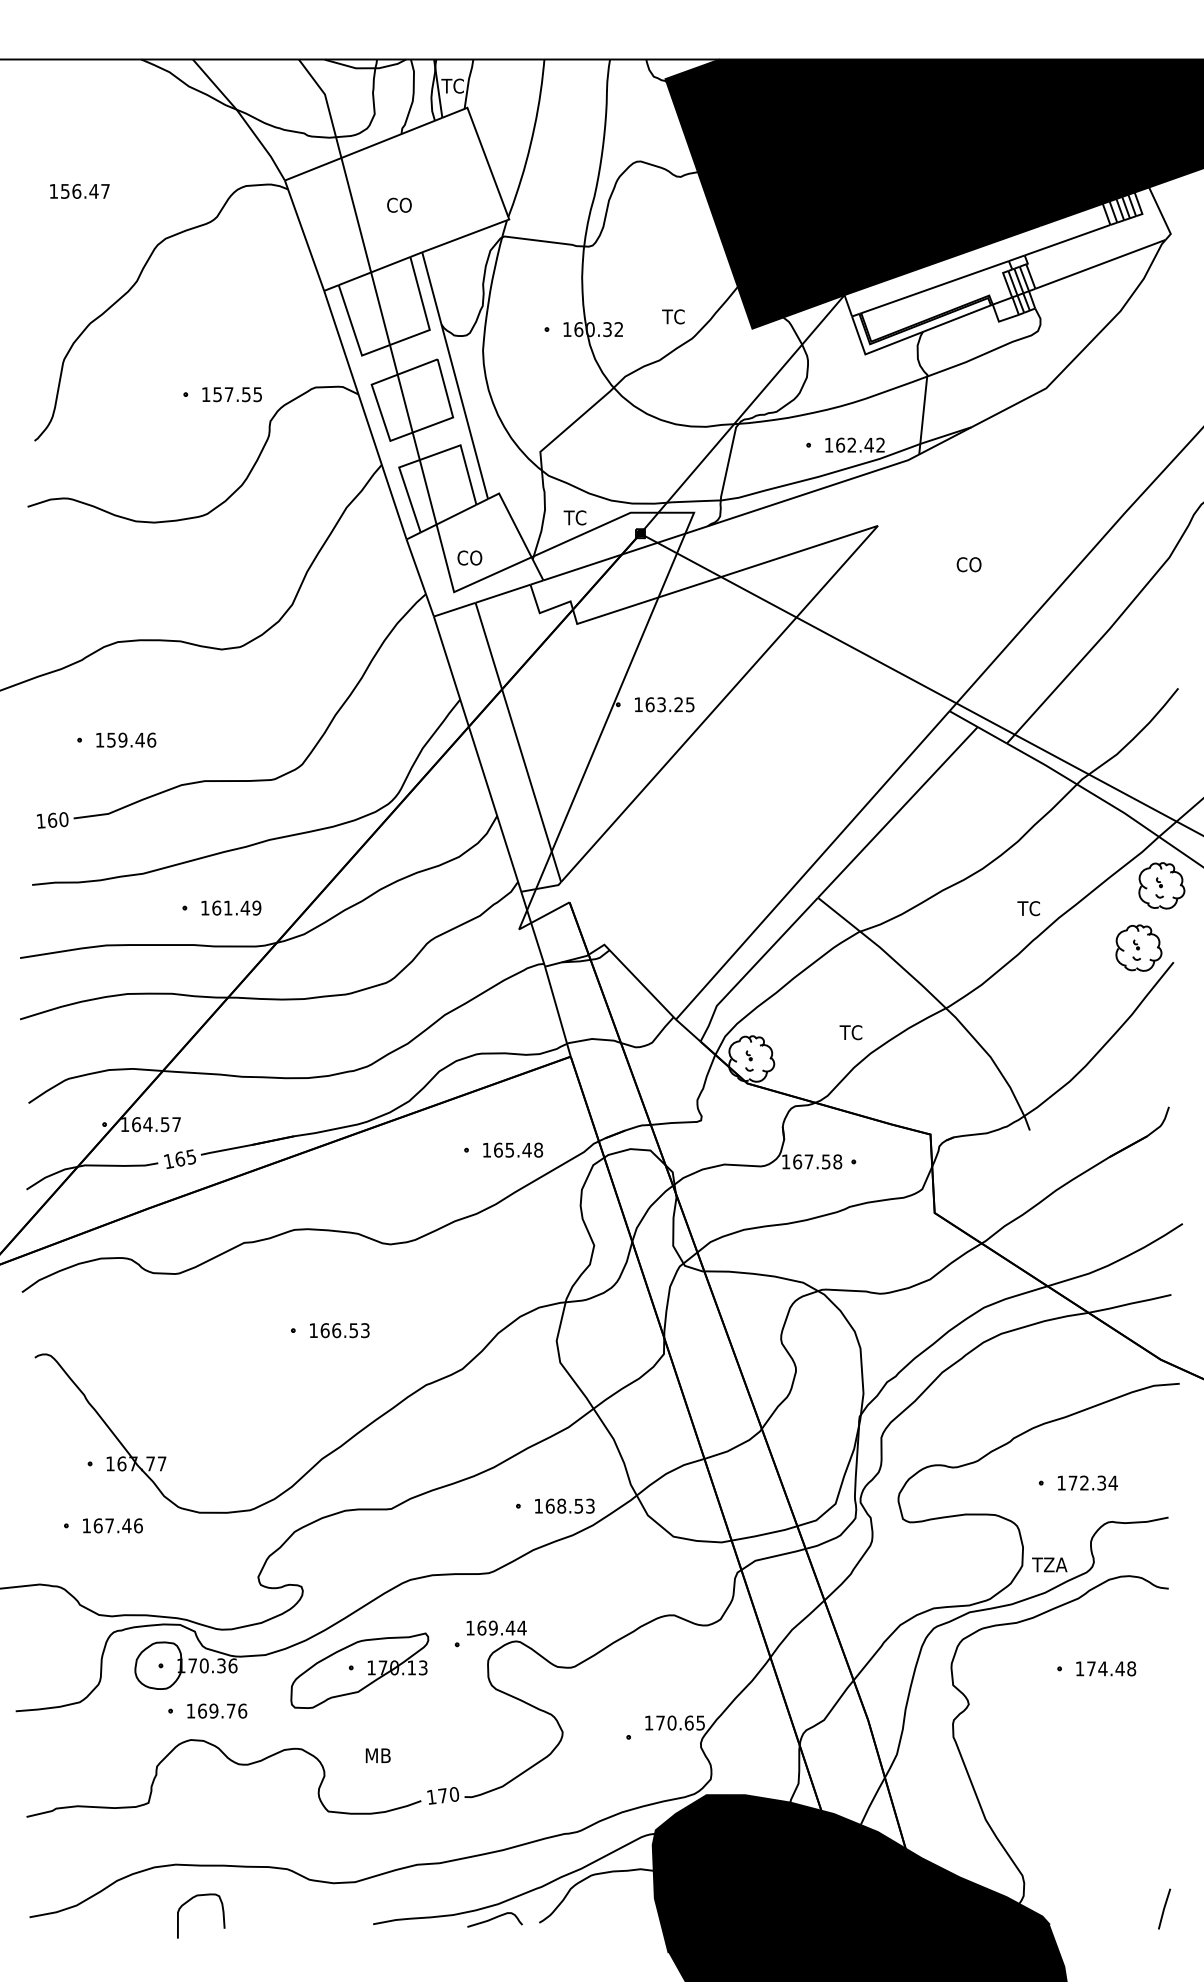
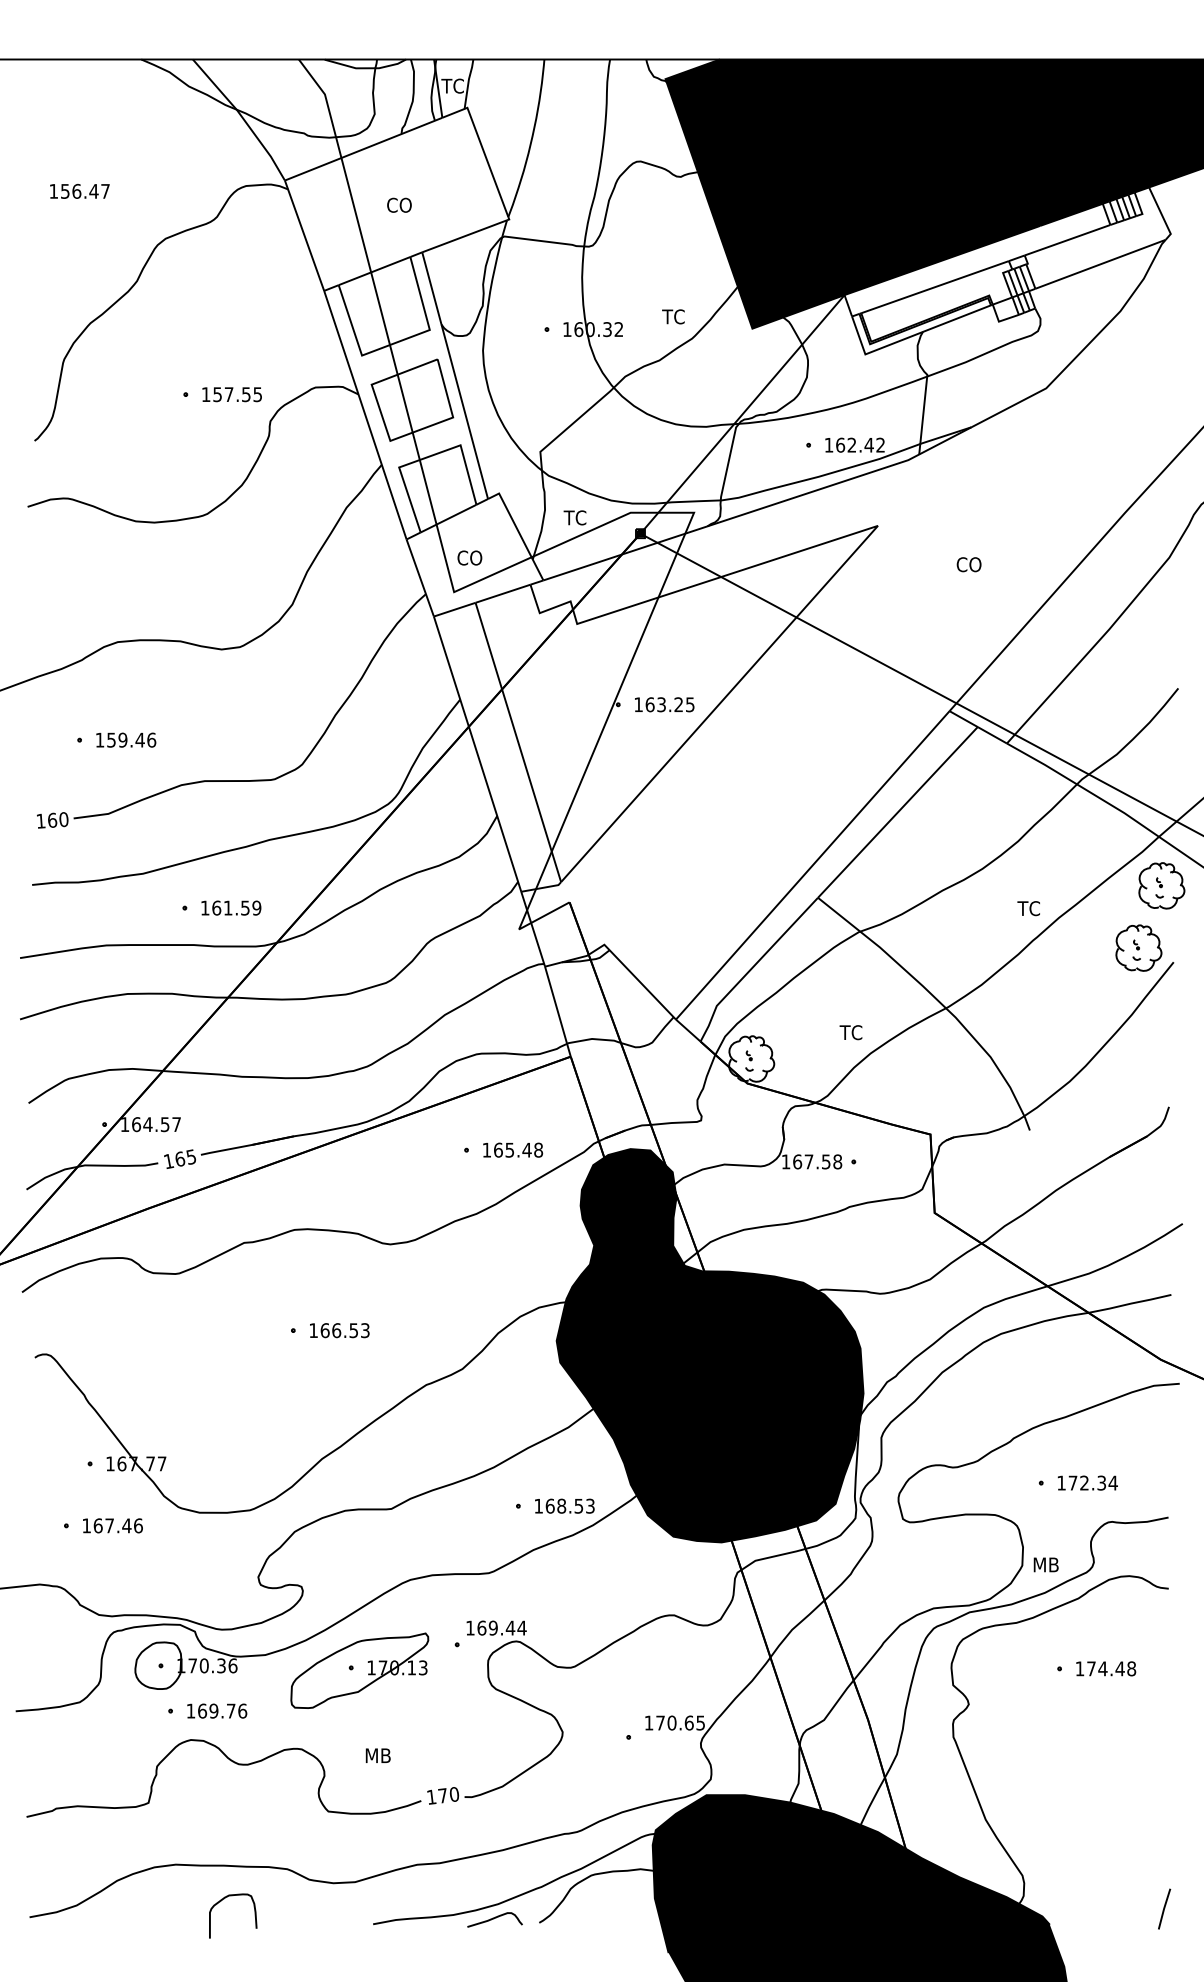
text: 161.49 -> 161.59 (245, 907)
fill: none -> present (709, 1345)
text: TZA -> MB (1049, 1564)
curve position: (192, 1899) -> (224, 1899) (224, 1899)
